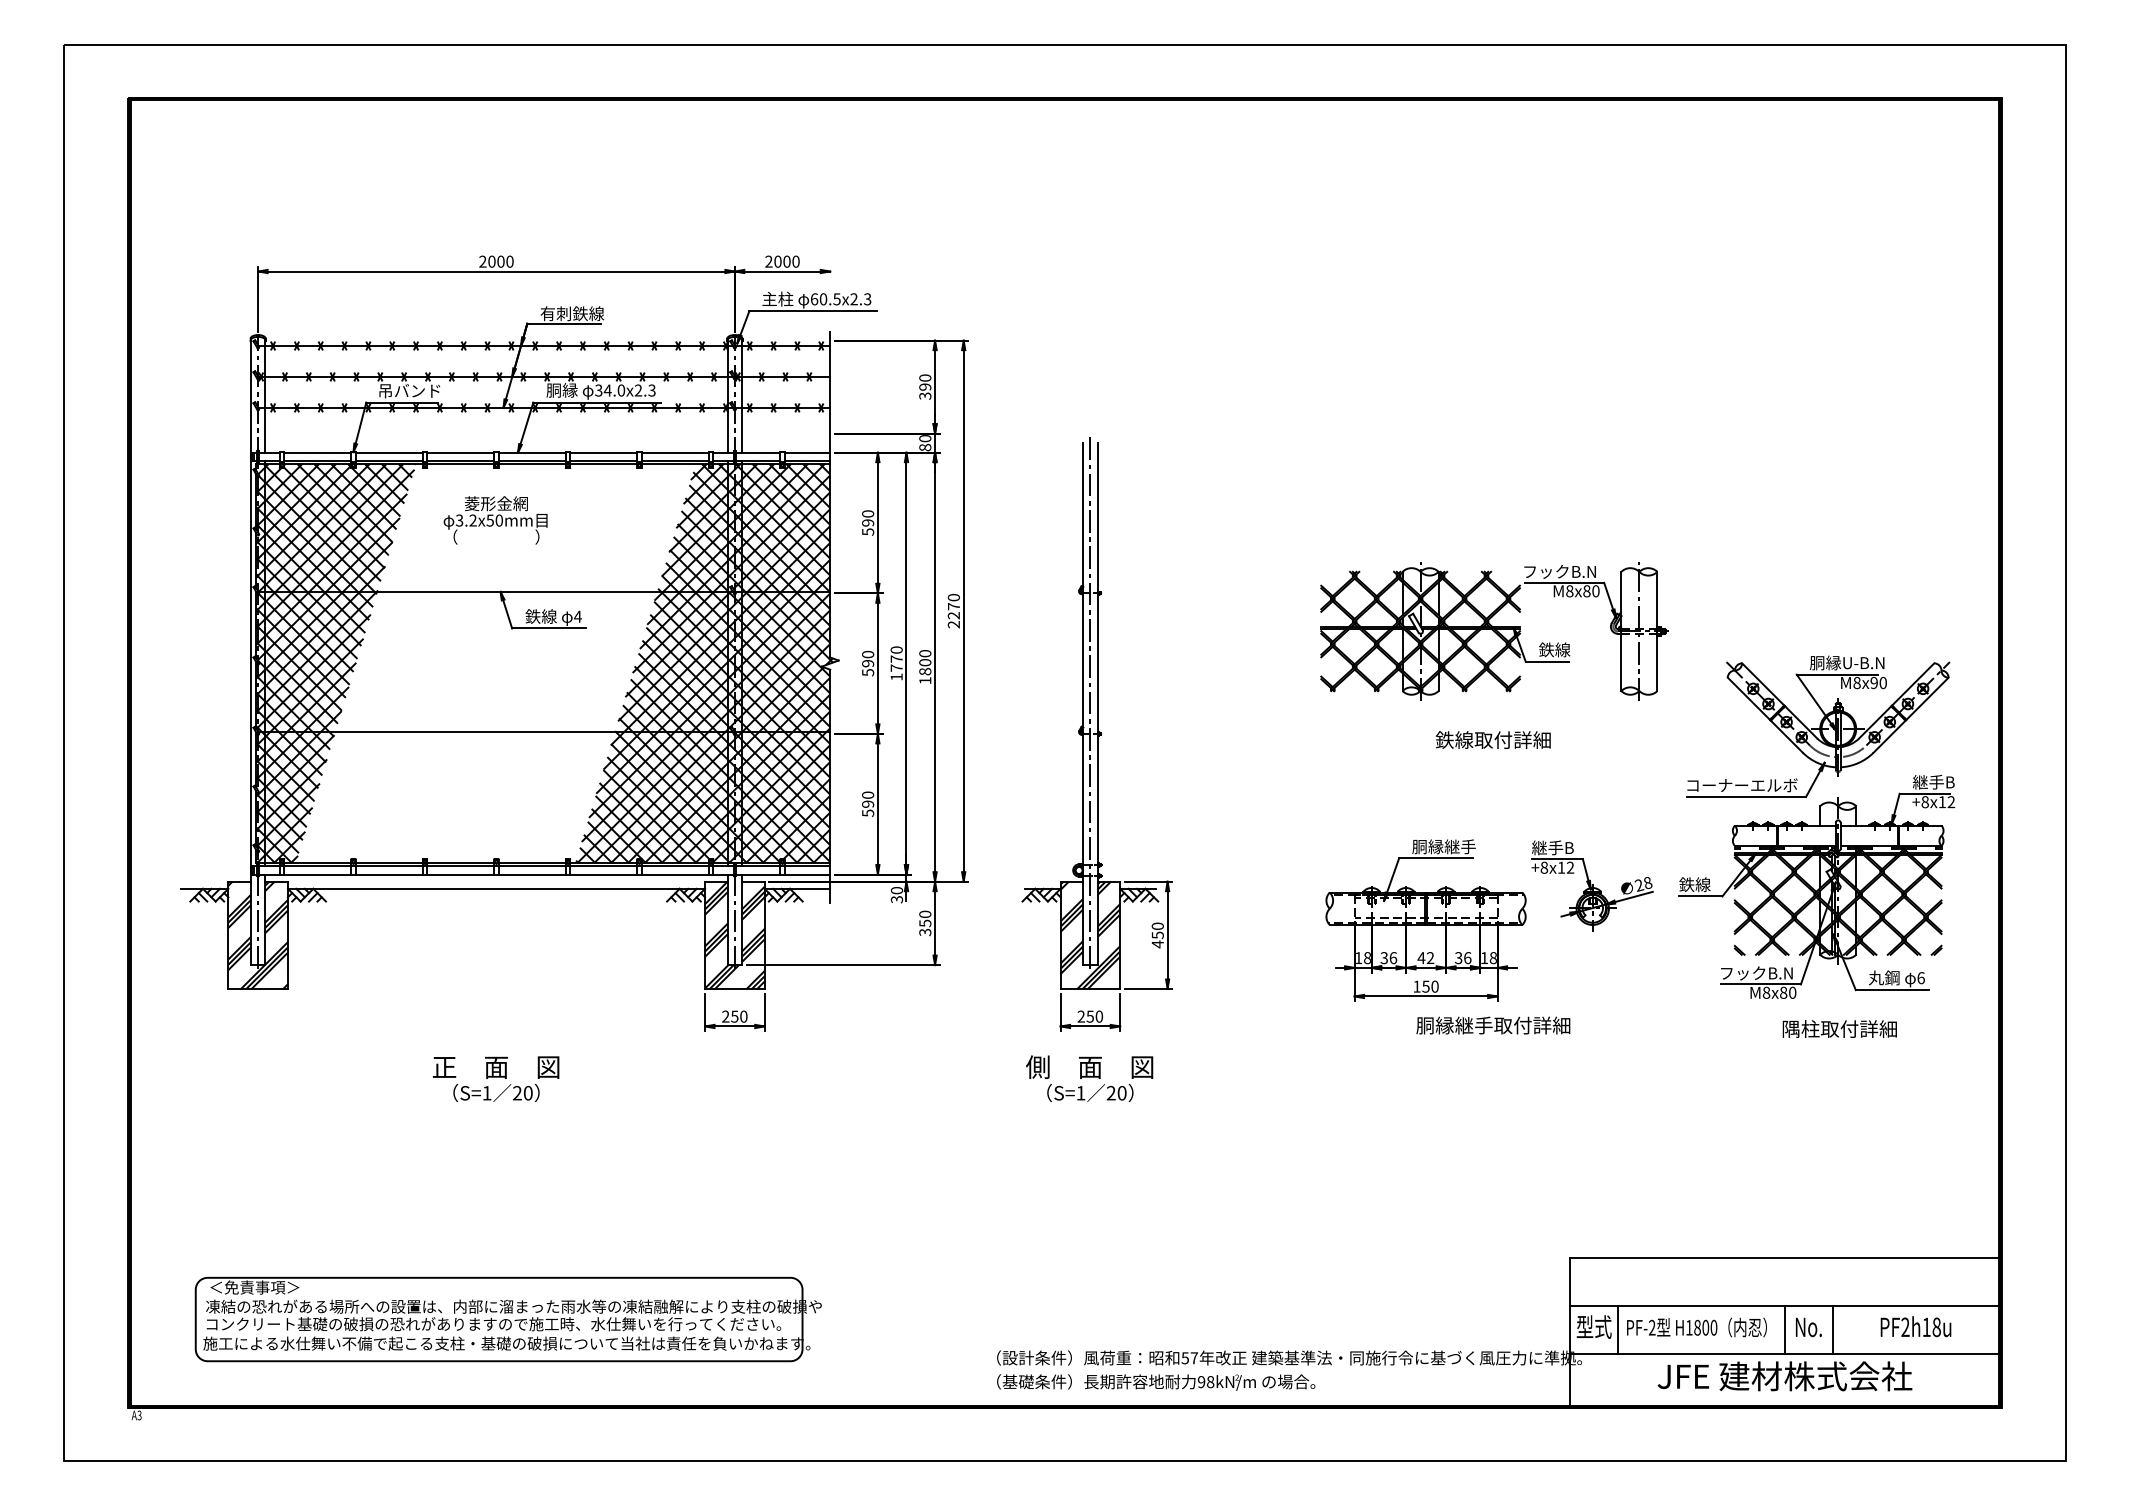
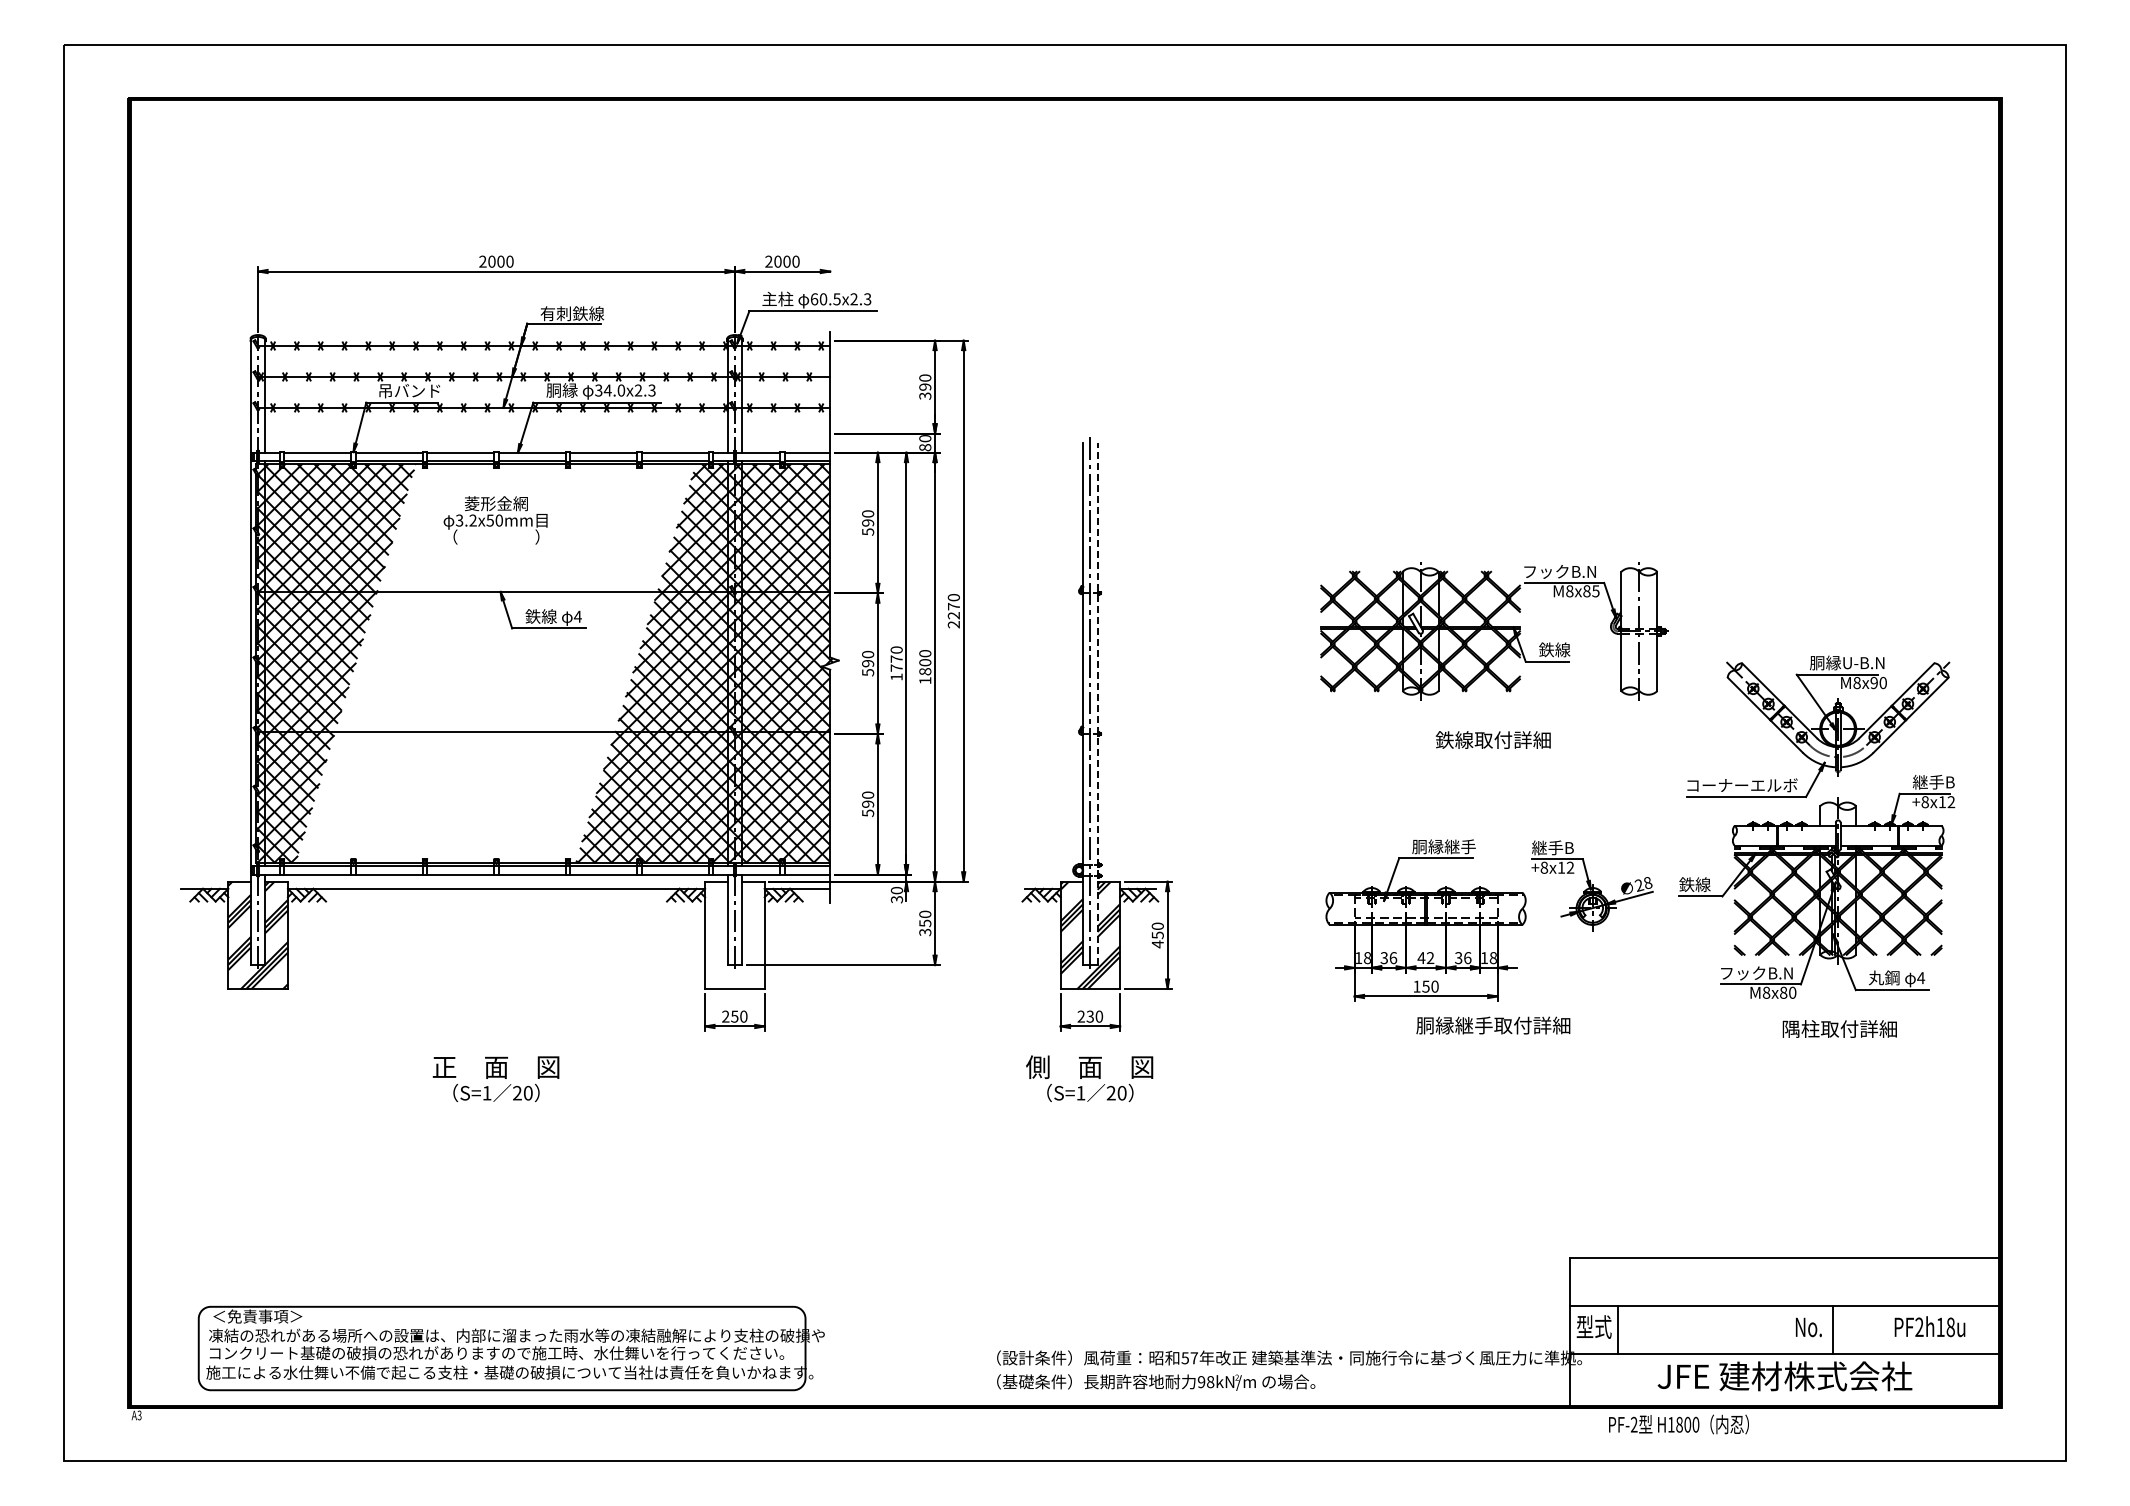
text: M8x80 -> M8x85 (1595, 591)
line: solid -> dashed (1097, 704)
hatch: present -> none (734, 934)
text: 6 -> 4 (1921, 978)
text: 250 -> 230 (1090, 1015)
part position: (507, 1319) -> (510, 1348) (510, 1348)
text position: (1915, 1326) -> (1929, 1326) (1929, 1326)
text position: (1696, 1327) -> (1678, 1424) (1678, 1424)
line: present -> none (1784, 1329)
